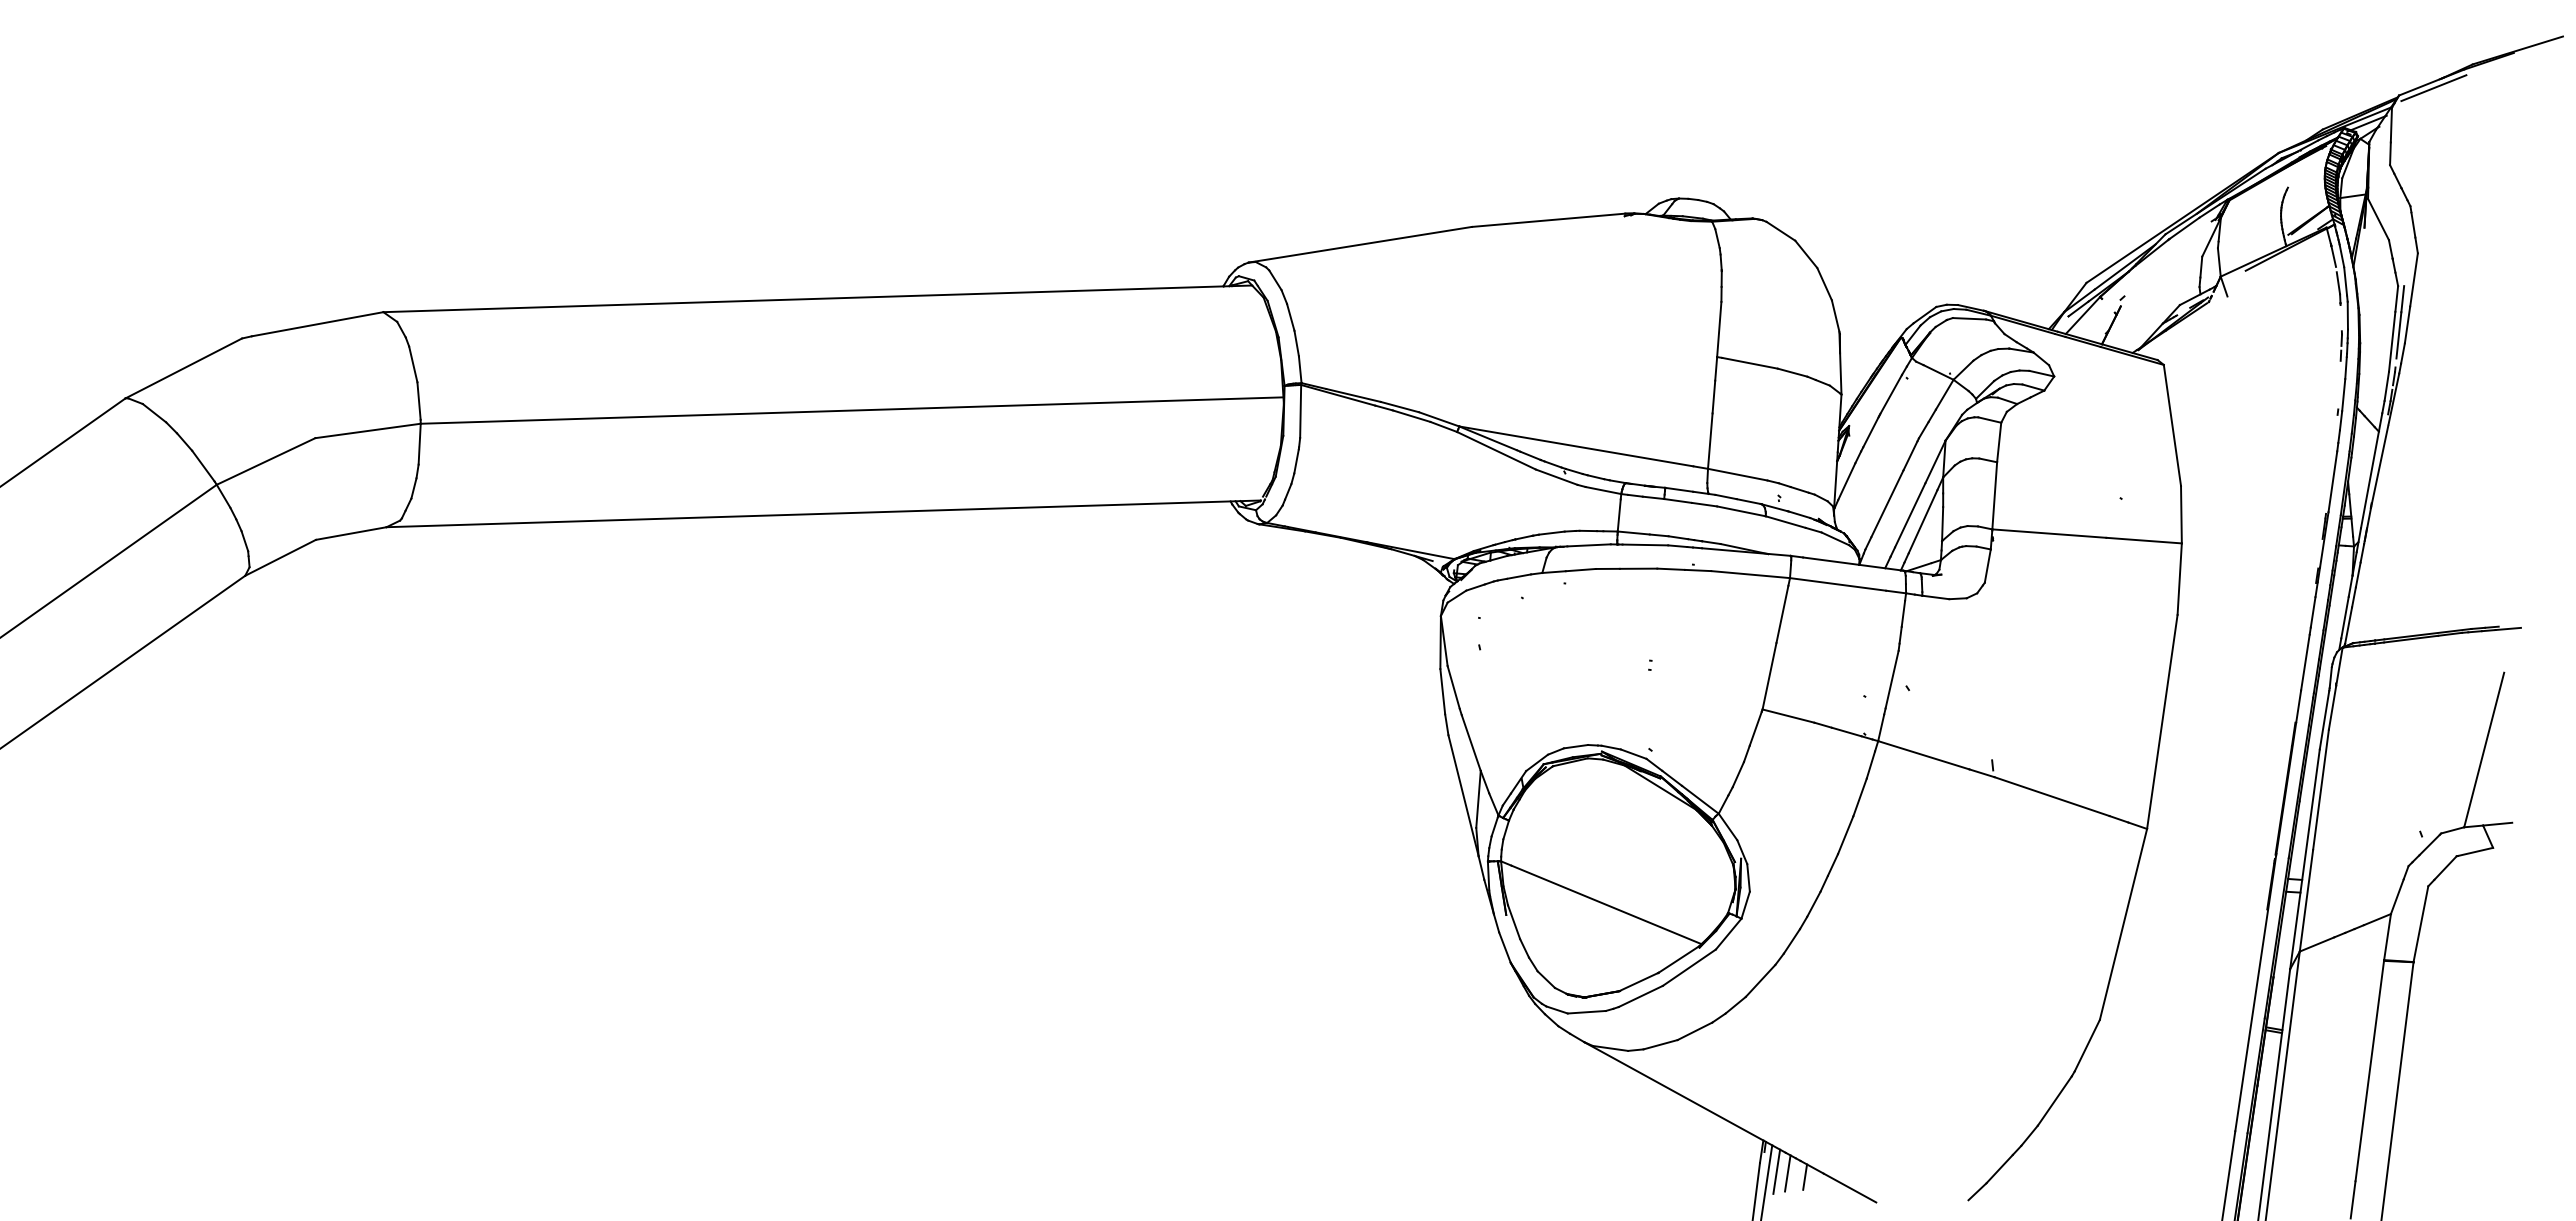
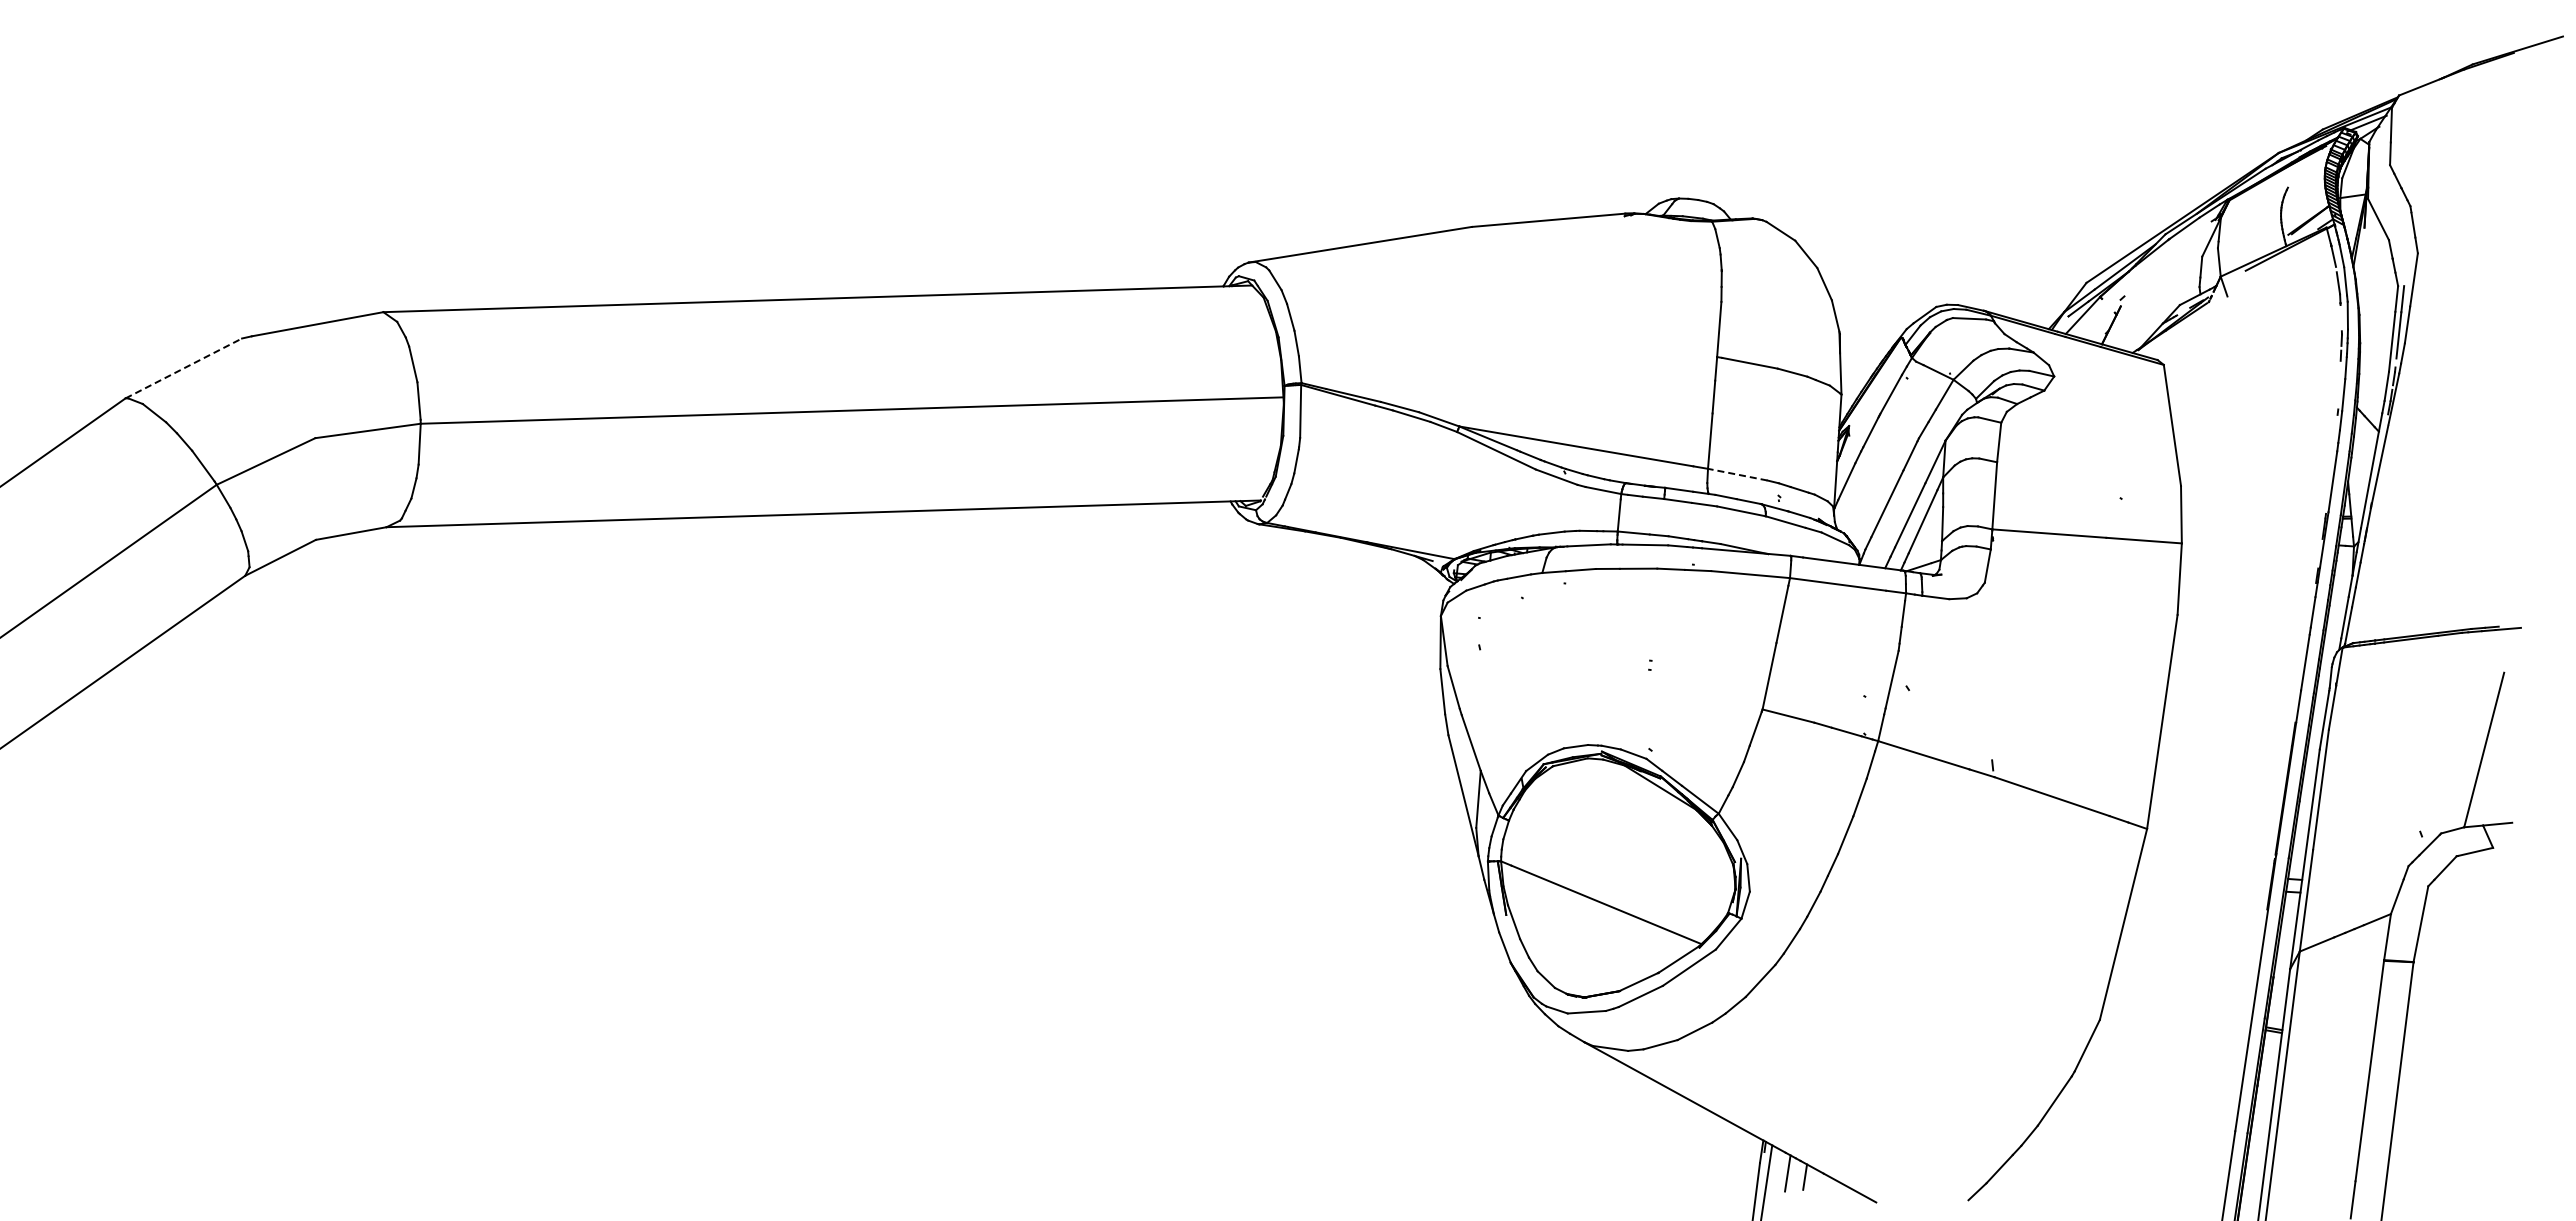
line: present -> none (2433, 88)
line: solid -> dashed (183, 368)
line: solid -> dashed (1737, 474)
line: present -> none (1776, 1171)
